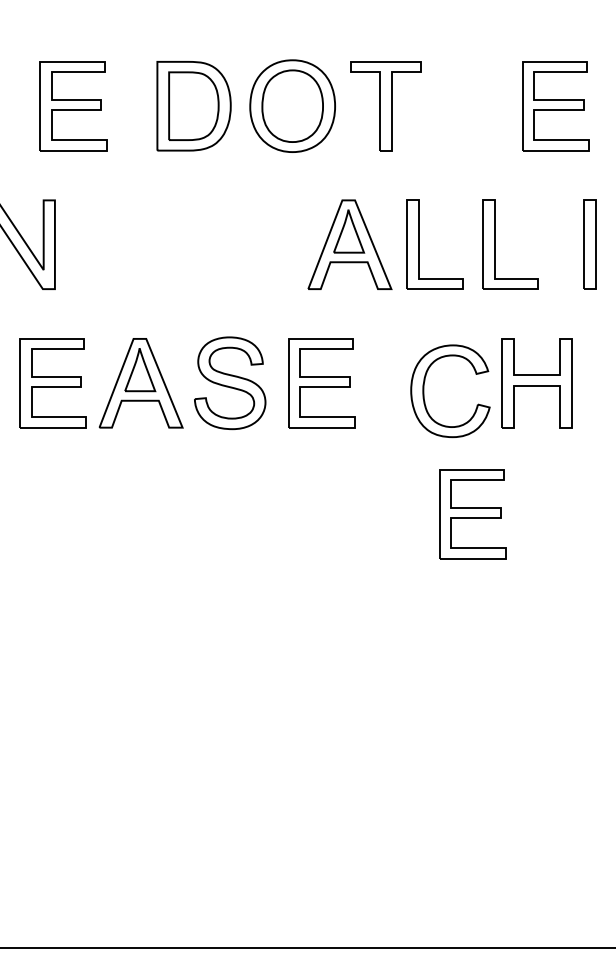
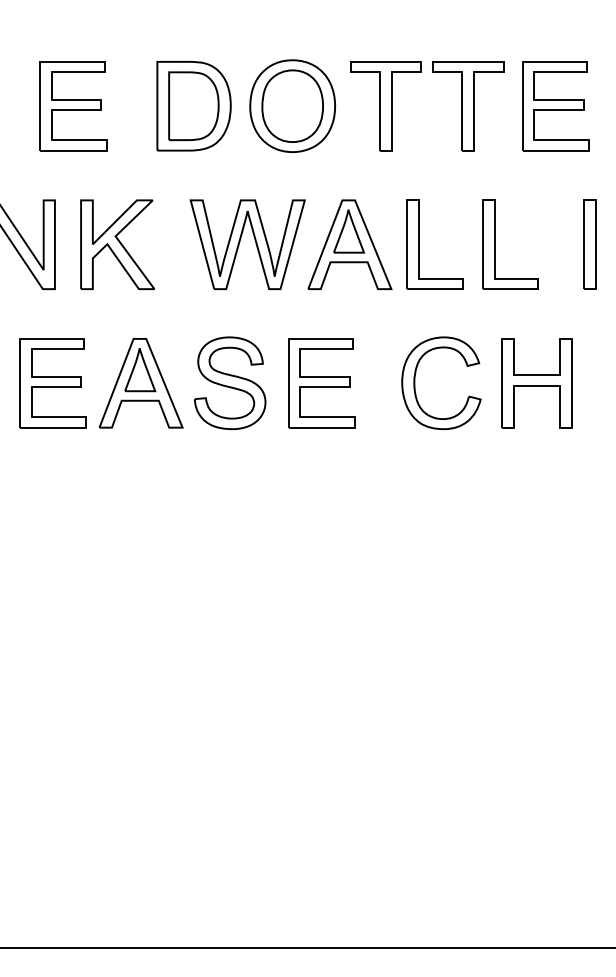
part: none -> present (468, 106)
part: none -> present (240, 242)
part: none -> present (117, 244)
part position: (424, 391) -> (415, 383) (415, 383)
part: present -> none (472, 514)
